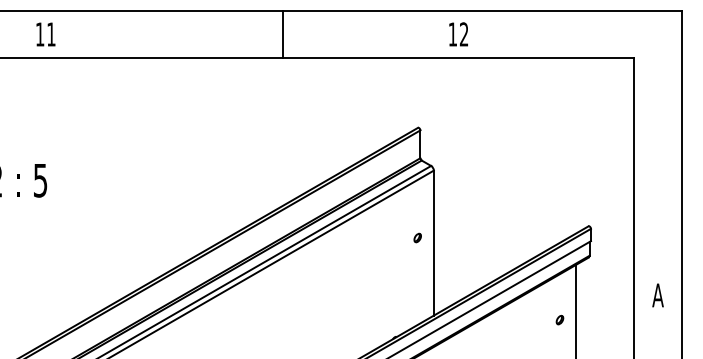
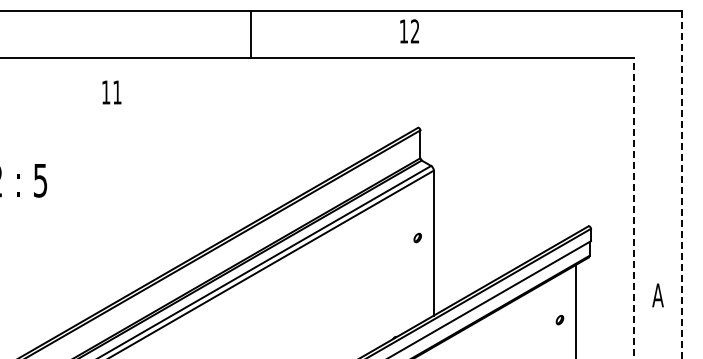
text position: (45, 34) -> (111, 92) (111, 92)
line position: (283, 34) -> (251, 34) (251, 34)
text position: (458, 34) -> (409, 31) (409, 31)
line: solid -> dashed (681, 184)
line: solid -> dashed (634, 208)
